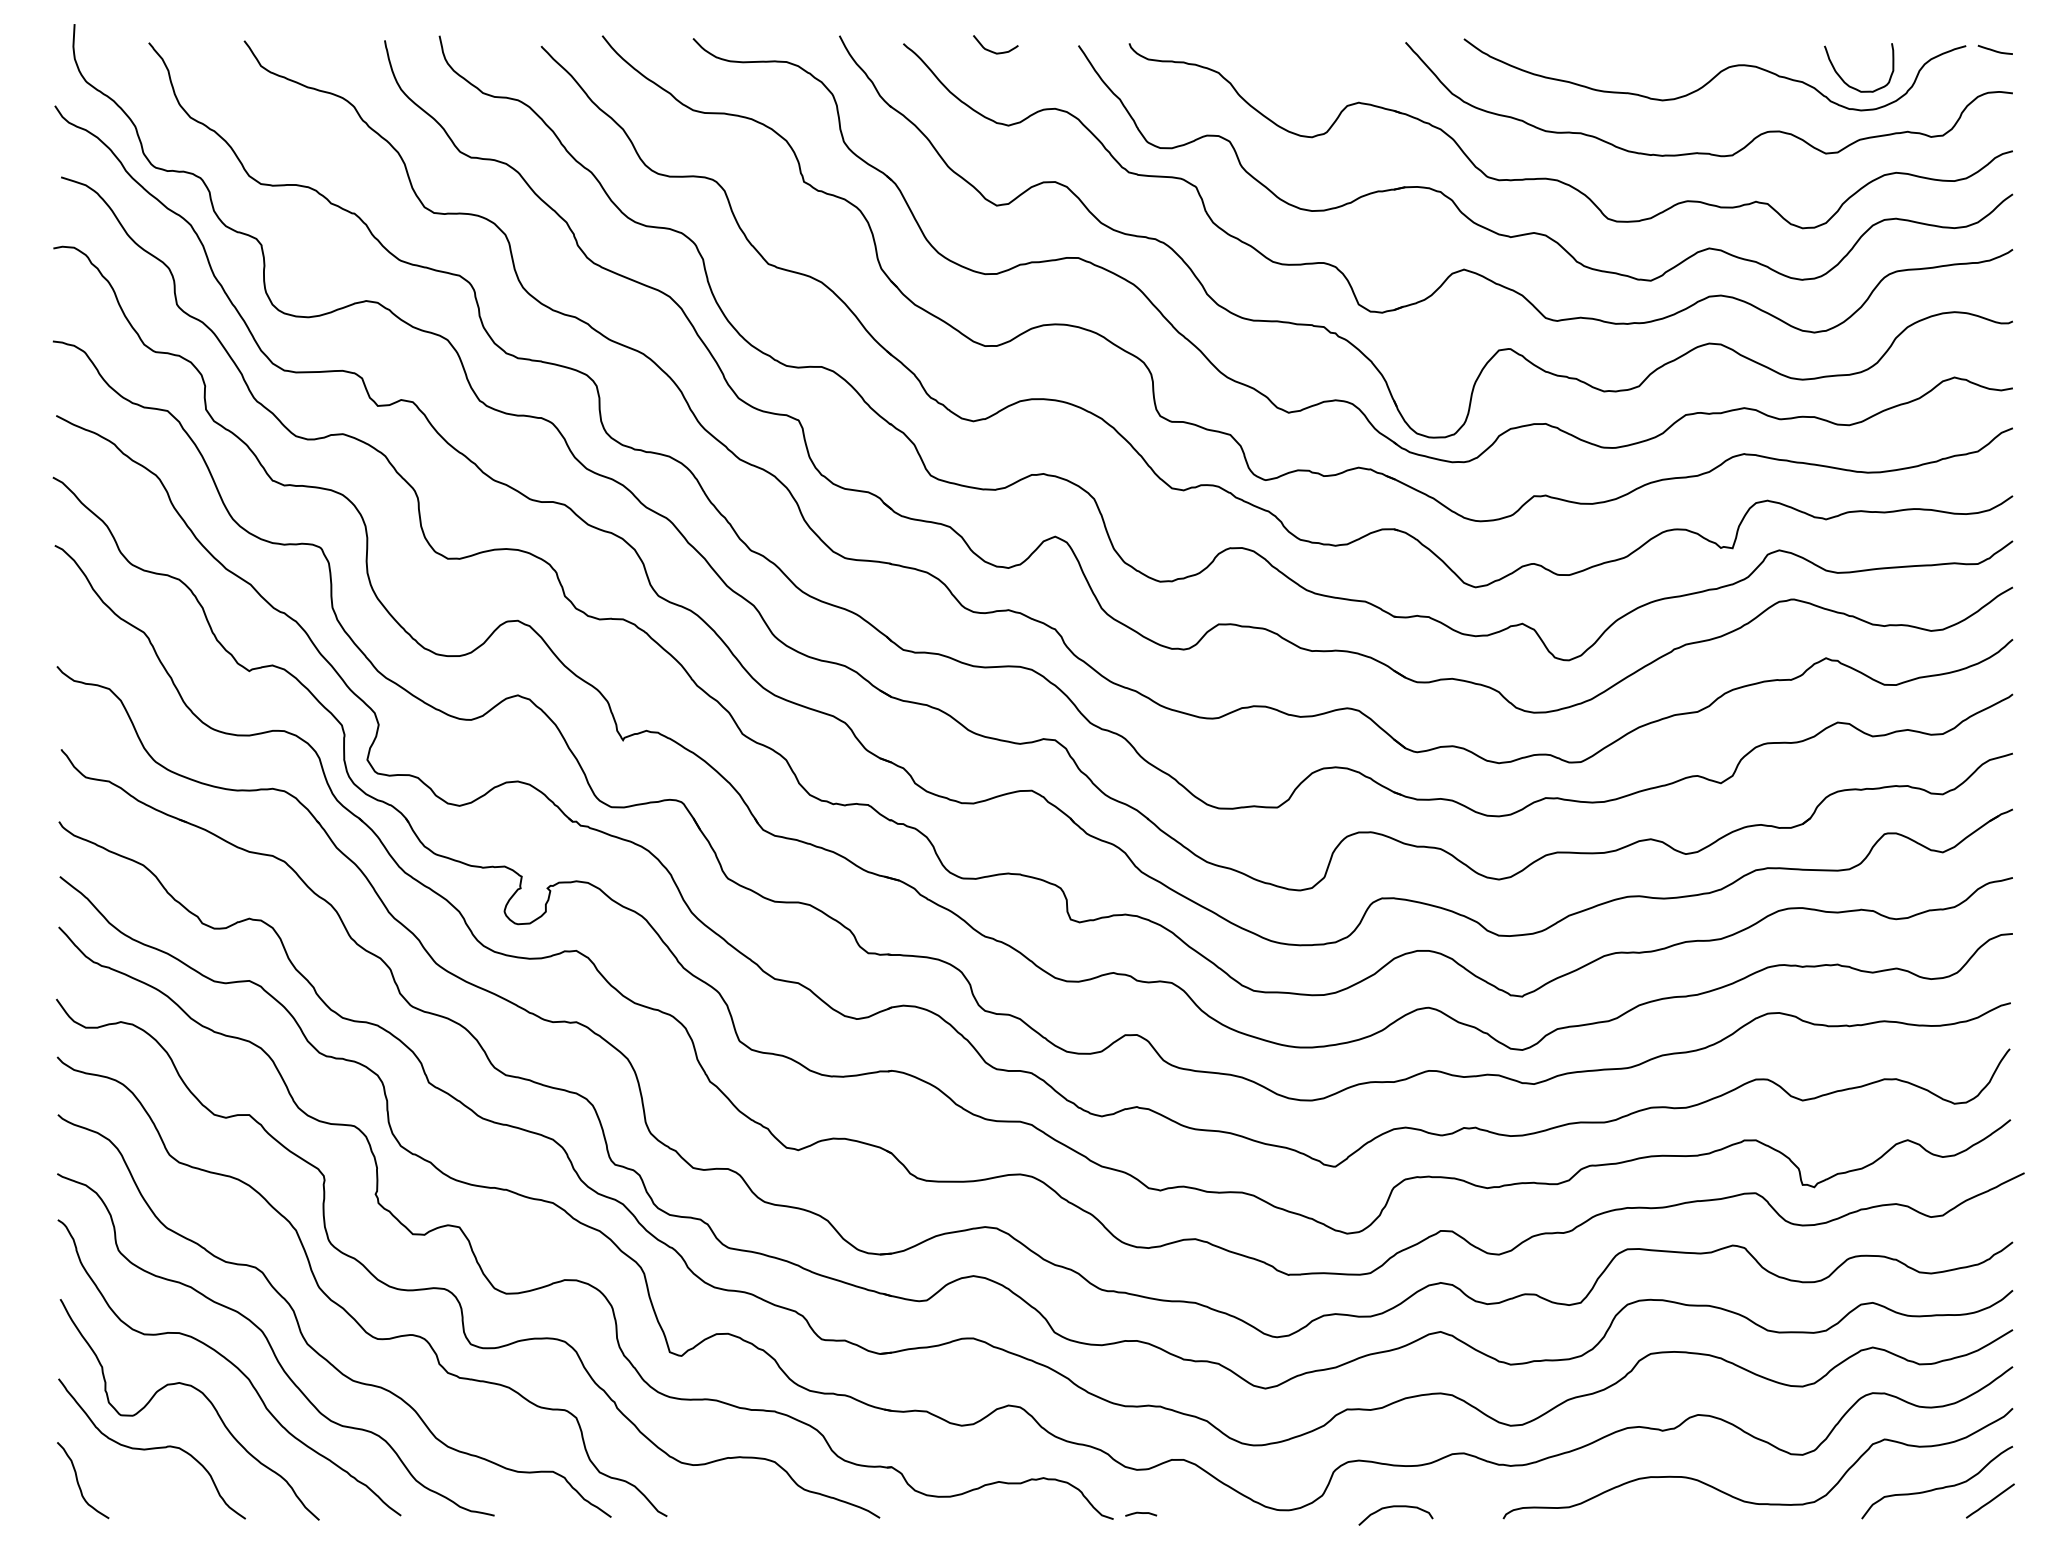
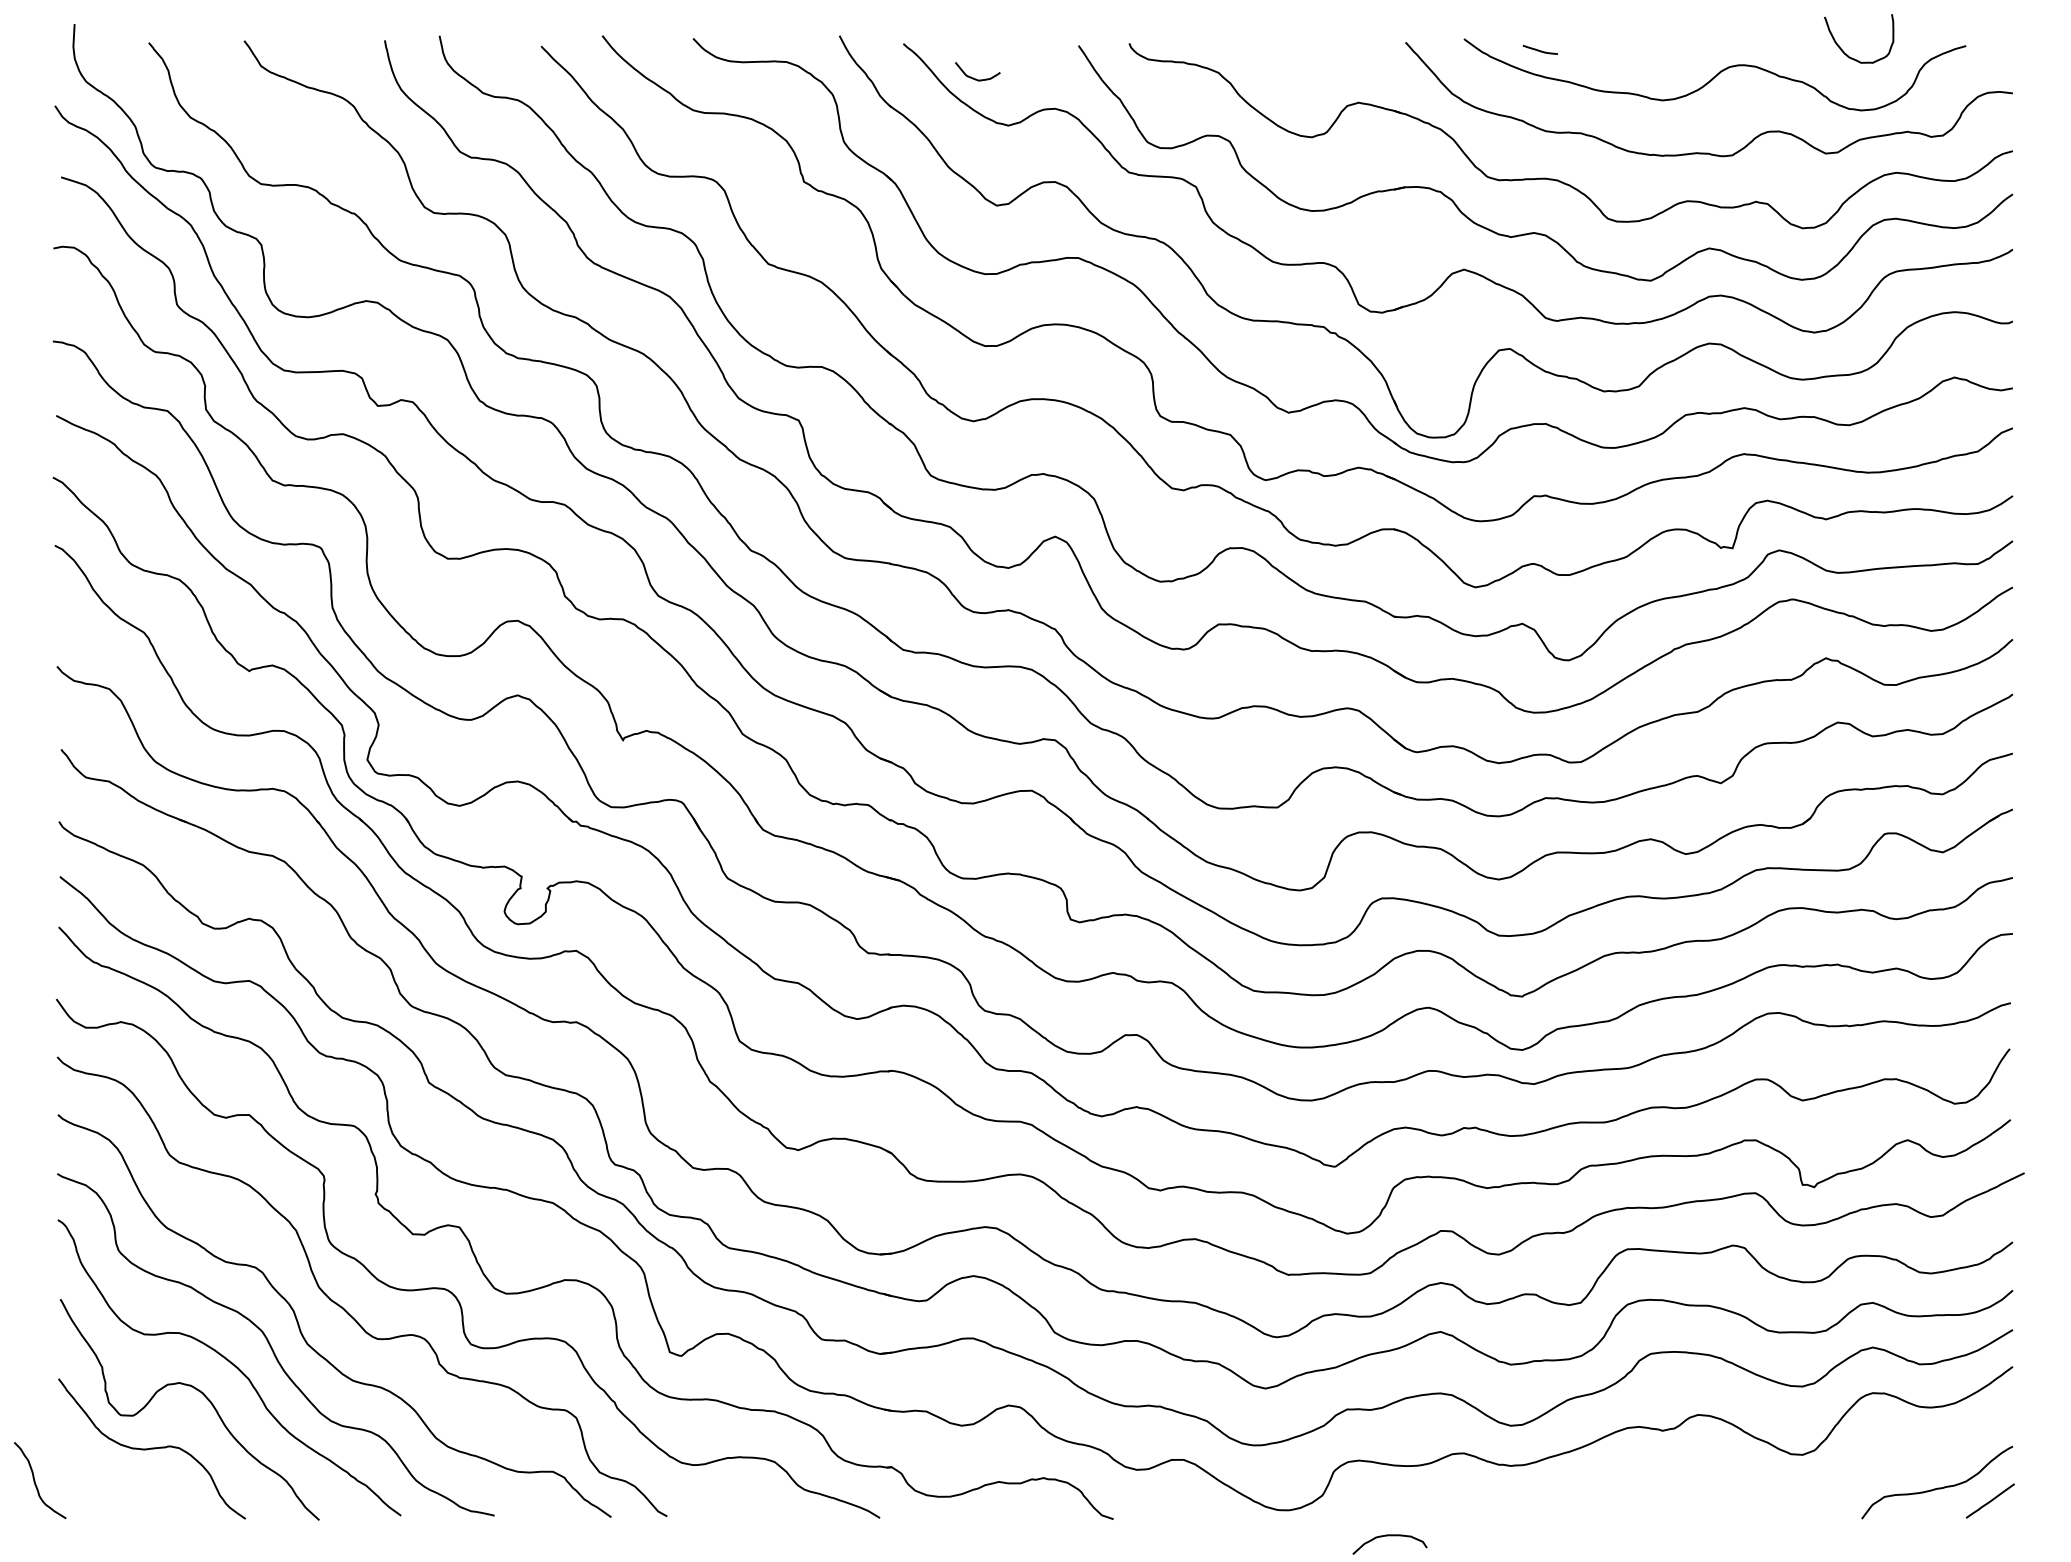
curve position: (1993, 49) -> (1538, 49) (1538, 49)
curve position: (994, 51) -> (976, 78) (976, 78)
curve position: (1844, 80) -> (1844, 51) (1844, 51)
curve position: (78, 1480) -> (35, 1480) (35, 1480)
curve: present -> none (1750, 1501)
curve position: (1395, 1507) -> (1389, 1536) (1389, 1536)
curve: present -> none (1141, 1513)
